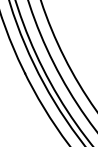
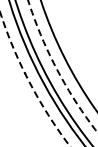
arc: solid -> dashed (57, 69)
arc: solid -> dashed (28, 80)
